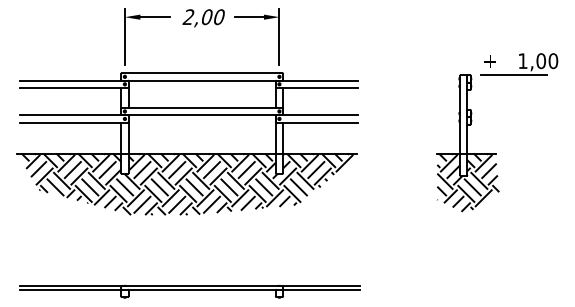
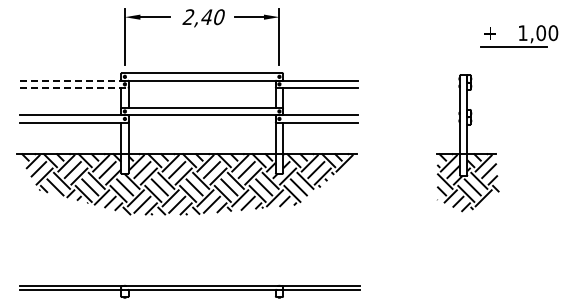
text: 2,00 -> 2,40 (206, 17)
part position: (519, 64) -> (519, 36) (519, 36)
line: solid -> dashed (74, 80)
line: solid -> dashed (74, 88)
